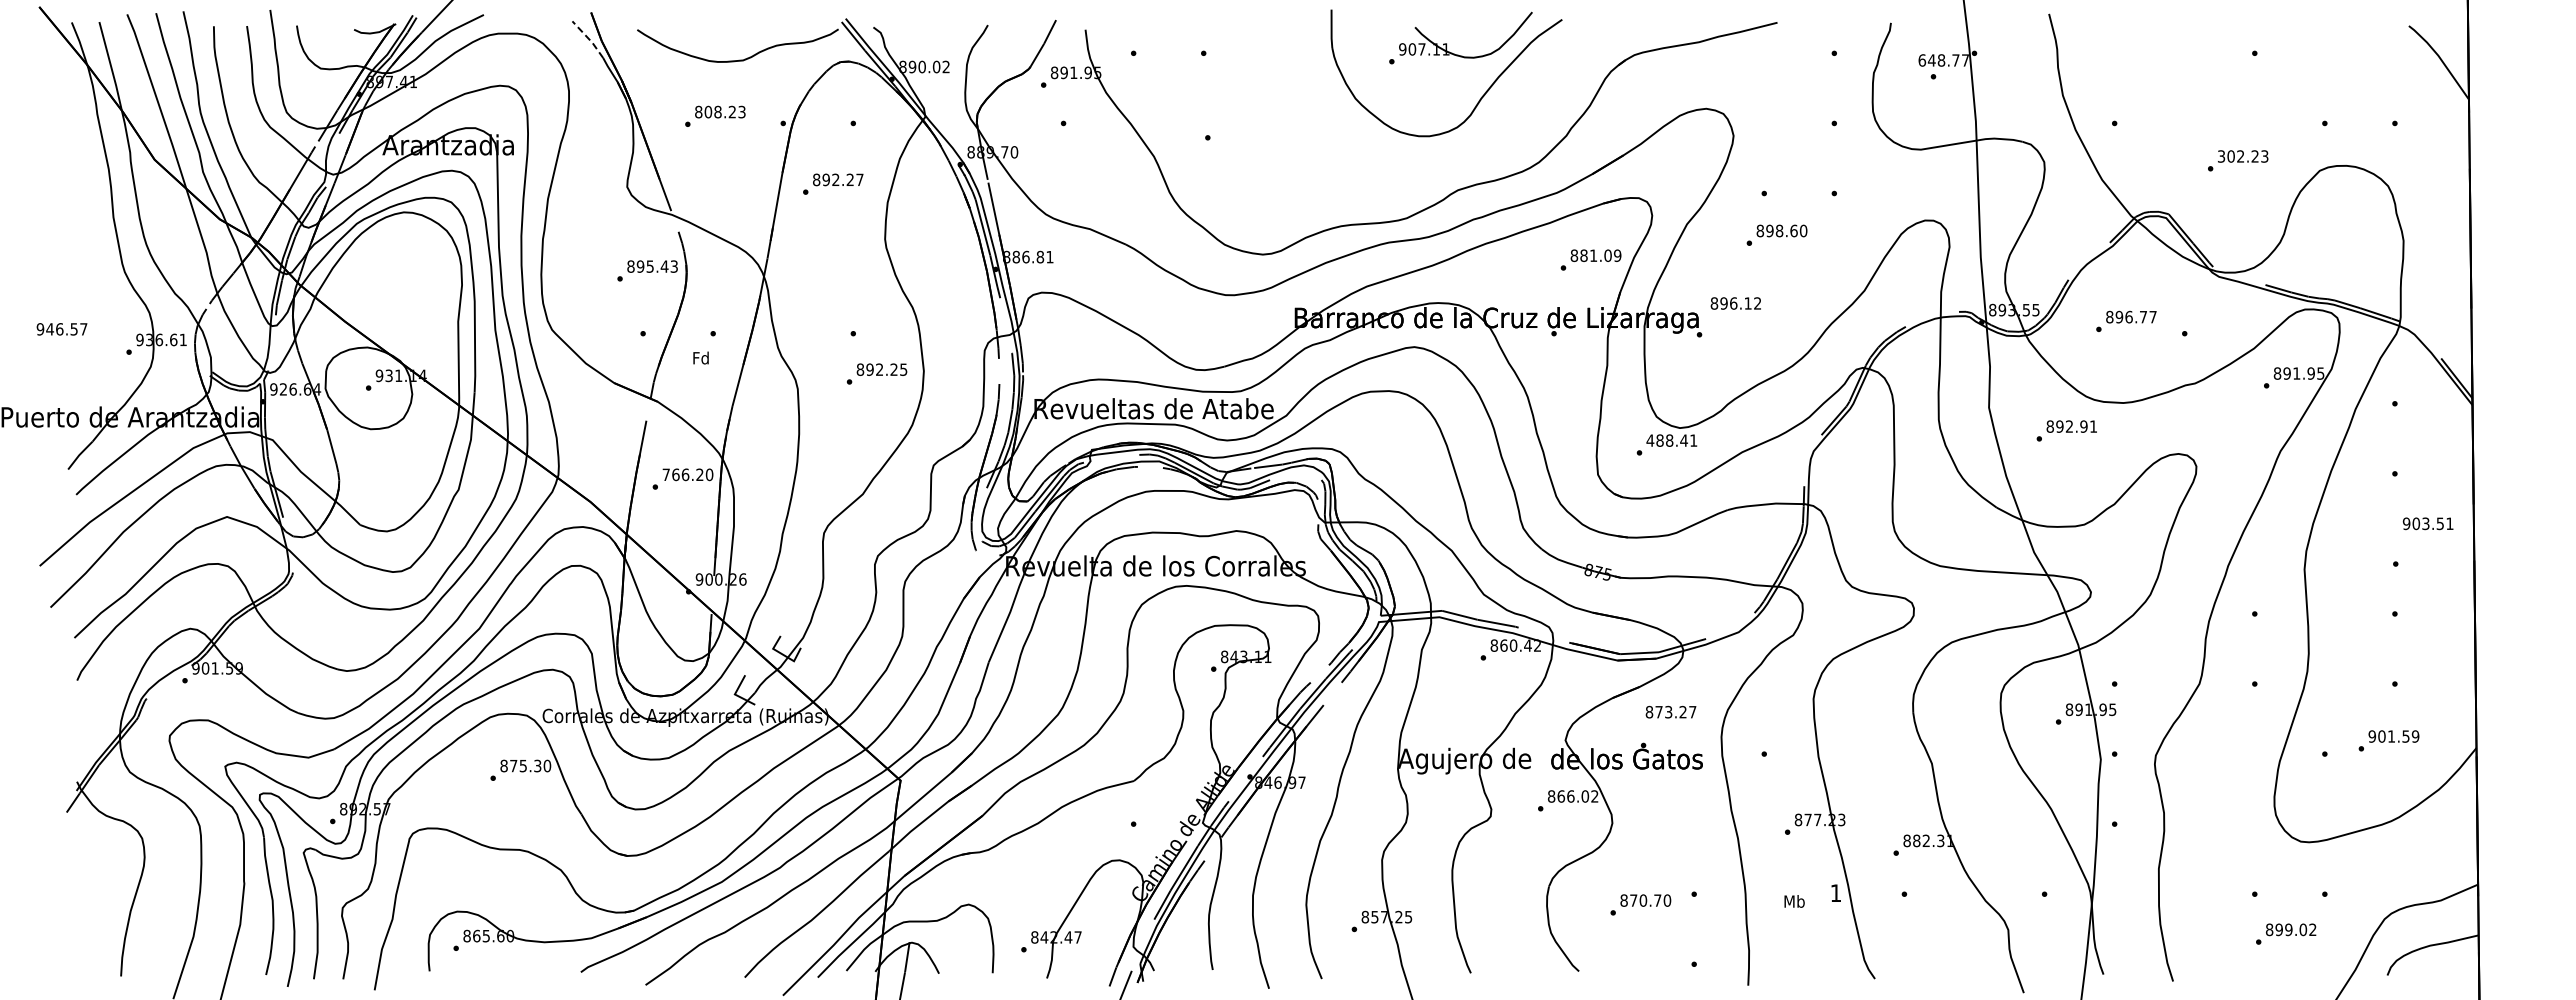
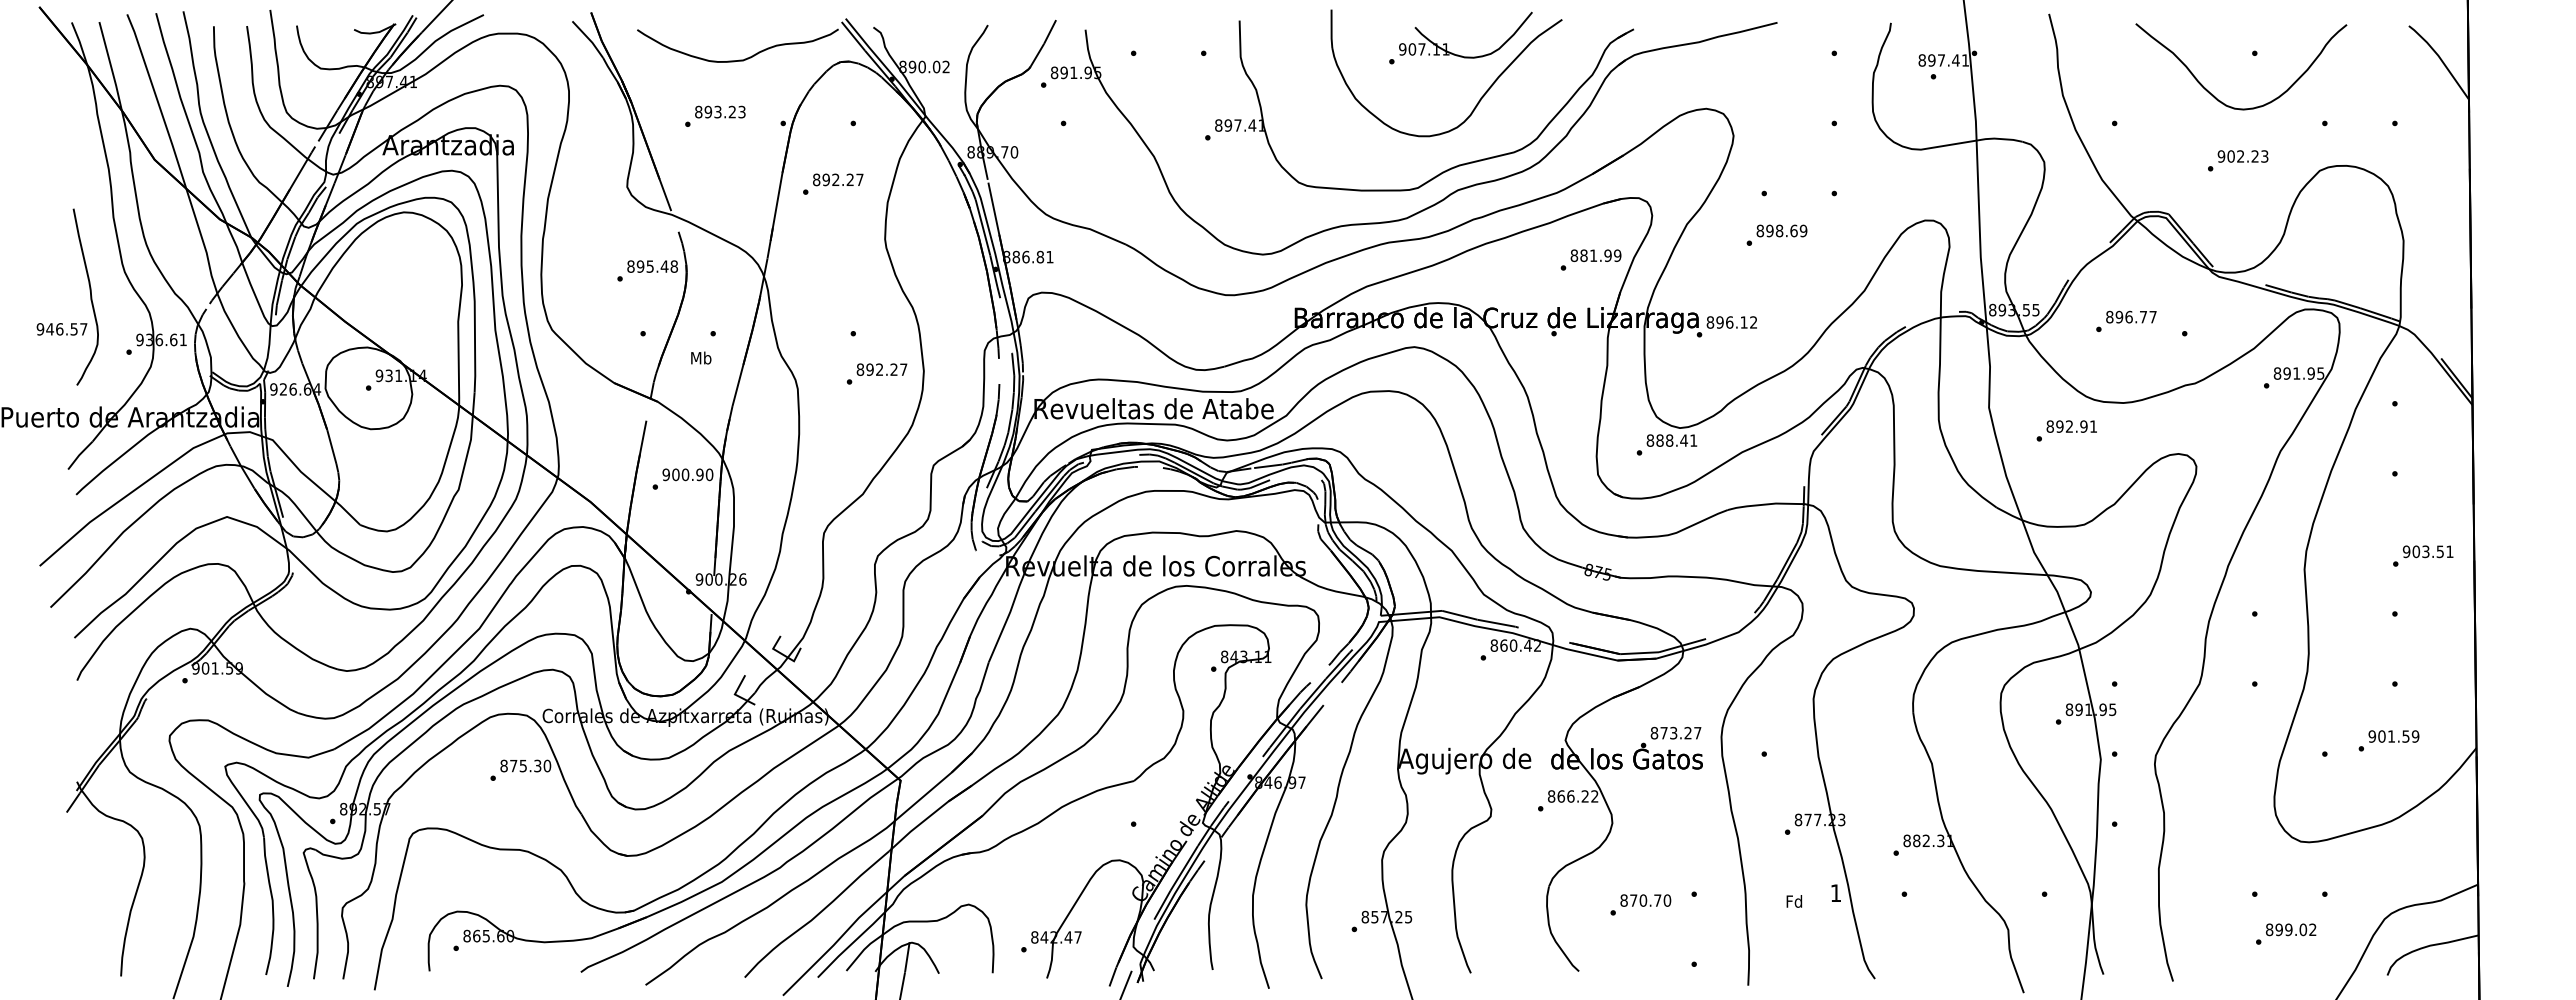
line: dashed -> solid (589, 39)
text: 648.77 -> 897.41 (1943, 60)
curve: none -> present (2213, 94)
text: 808.23 -> 893.23 (712, 111)
text: 302.23 -> 902.23 (2221, 156)
part: none -> present (1453, 166)
text: 898.60 -> 898.69 (1803, 231)
text: 881.09 -> 881.99 (1607, 255)
text: 895.43 -> 895.48 (674, 266)
curve: none -> present (90, 296)
text position: (1735, 303) -> (1731, 322) (1731, 322)
text: Fd -> Mb (701, 357)
text: 892.25 -> 892.27 (903, 369)
text: 488.41 -> 888.41 (1650, 440)
text: 766.20 -> 900.90 (682, 474)
text position: (2427, 523) -> (2427, 551) (2427, 551)
text position: (1670, 711) -> (1675, 732) (1675, 732)
text: 866.02 -> 866.22 (1585, 796)
text: Mb -> Fd (1794, 901)
